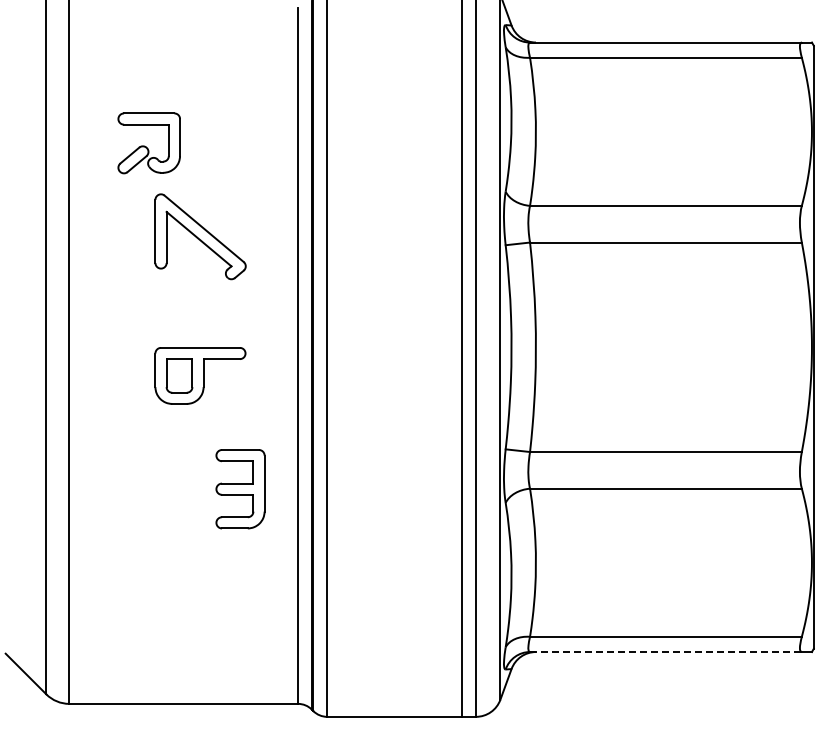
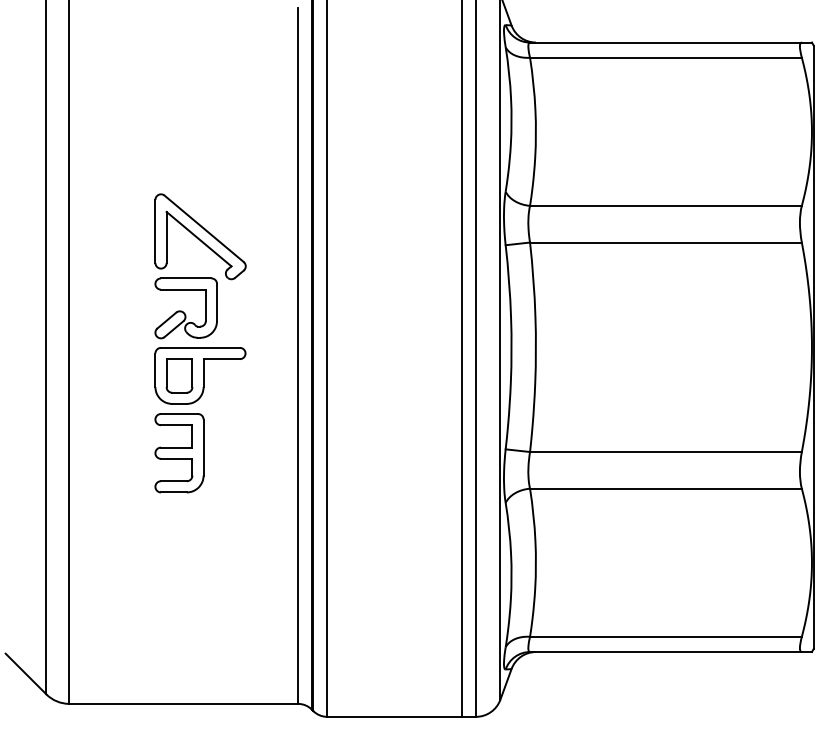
part position: (148, 143) -> (185, 308) (185, 308)
part position: (240, 489) -> (179, 453) (179, 453)
line: dashed -> solid (665, 652)
